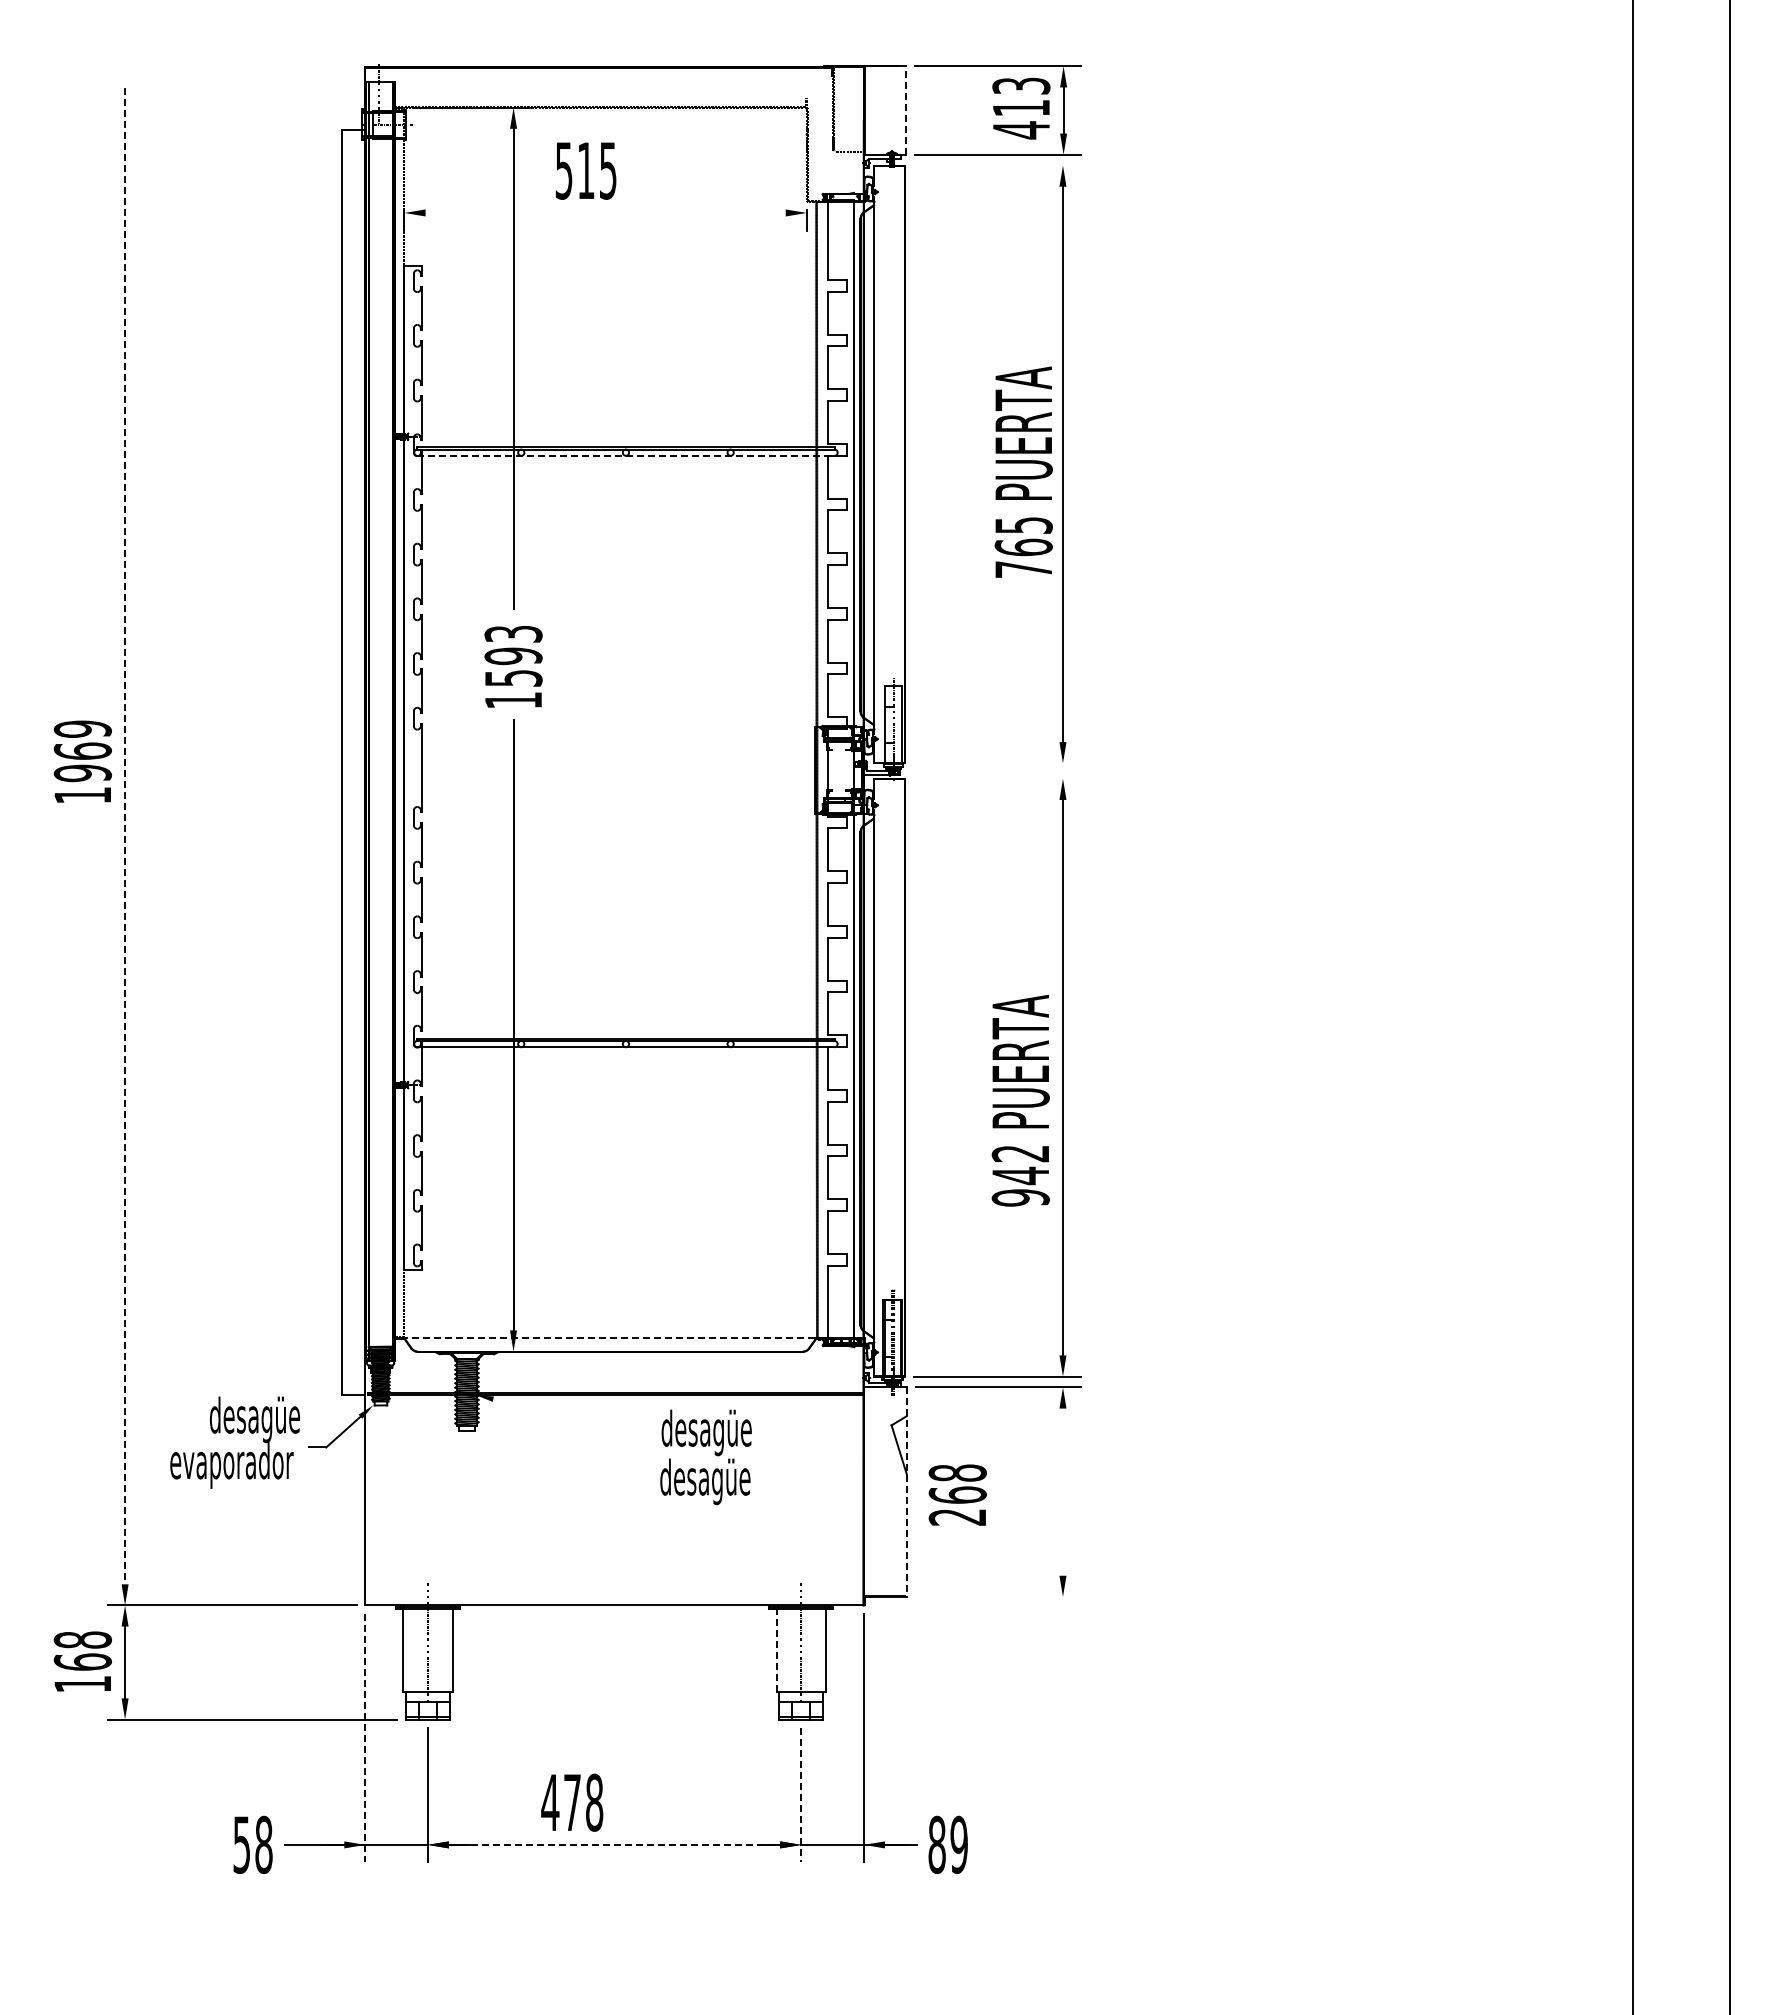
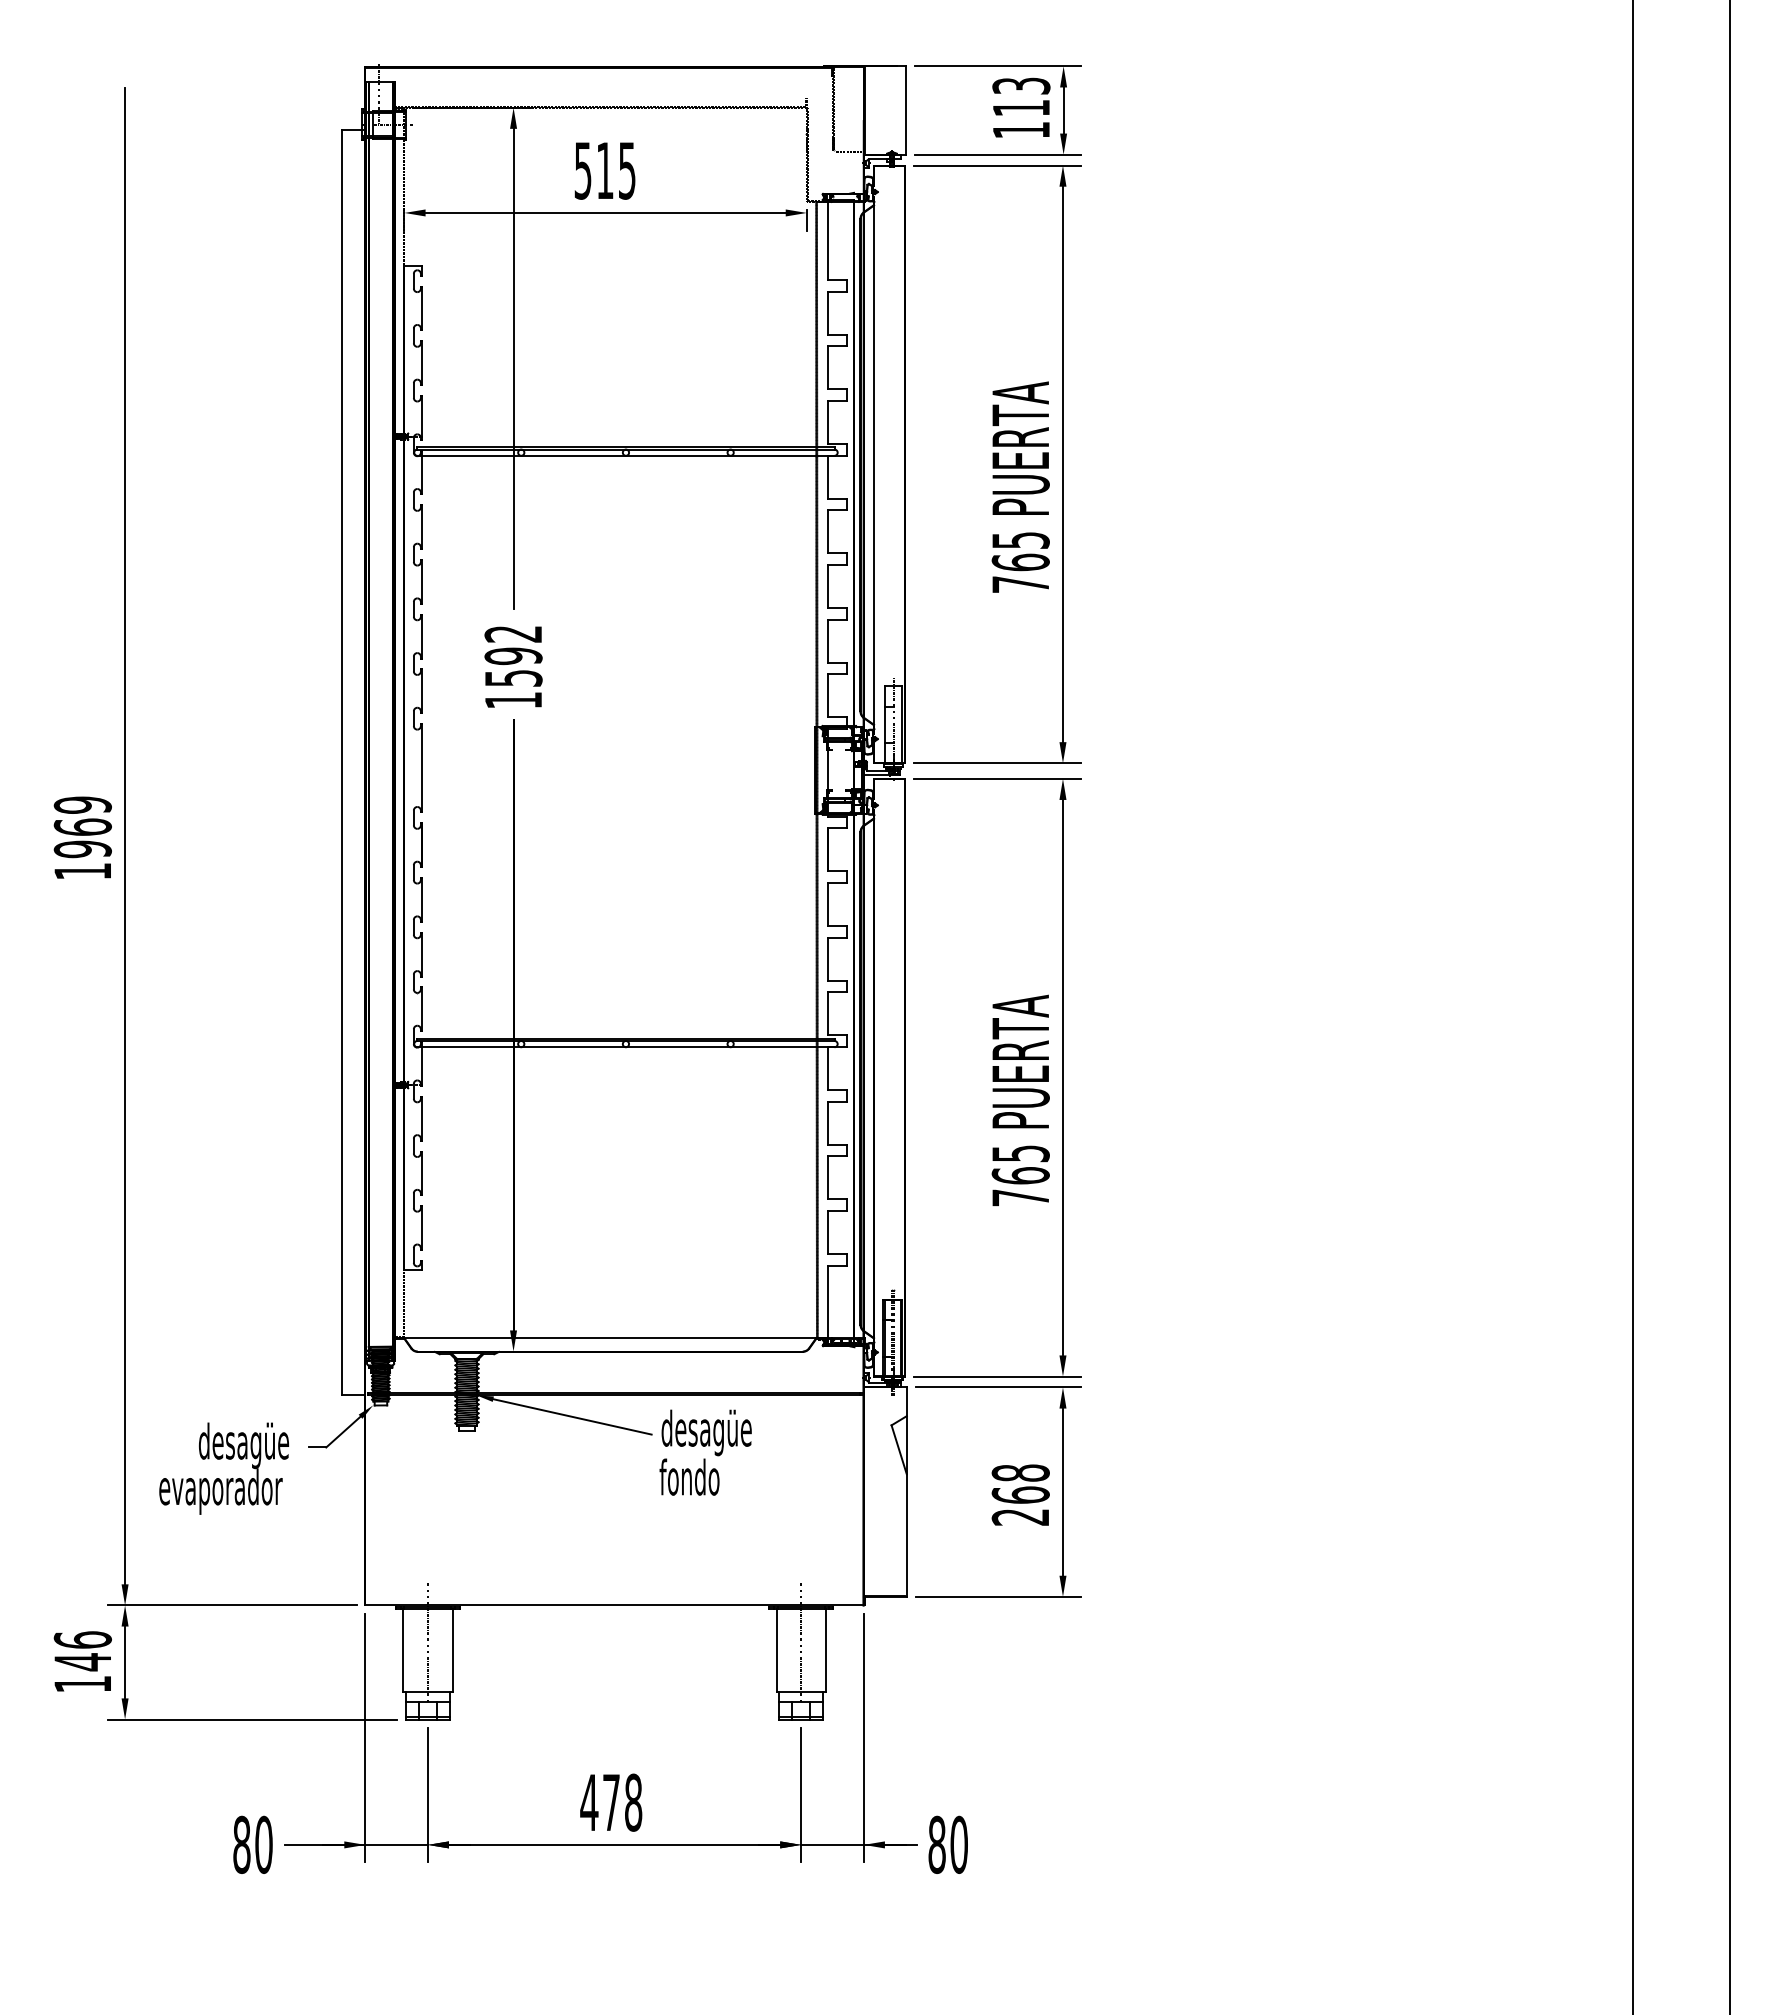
line: dashed -> solid (906, 110)
text: 413 -> 113 (1021, 130)
line: none -> present (996, 165)
text position: (585, 170) -> (604, 170) (604, 170)
line: none -> present (605, 212)
line: dashed -> solid (625, 455)
text position: (1023, 471) -> (1020, 486) (1020, 486)
text: 1593 -> 1592 (513, 634)
text position: (82, 761) -> (82, 837) (82, 837)
line: none -> present (996, 763)
line: none -> present (996, 778)
line: dashed -> solid (125, 836)
text: 942 -> 765 (1020, 1175)
line: dashed -> solid (610, 1338)
line: none -> present (572, 1416)
text position: (235, 1442) -> (224, 1468) (224, 1468)
text: desagüe -> fondo (704, 1481)
line: none -> present (1062, 1491)
line: dashed -> solid (906, 1492)
text position: (957, 1494) -> (1020, 1494) (1020, 1494)
line: none -> present (997, 1596)
line: dashed -> solid (776, 1650)
text: 168 -> 146 (82, 1651)
line: dashed -> solid (365, 1738)
line: dashed -> solid (801, 1795)
text position: (572, 1802) -> (611, 1802) (611, 1802)
text: 58 -> 80 (252, 1844)
line: dashed -> solid (614, 1844)
text: 89 -> 80 (958, 1844)
